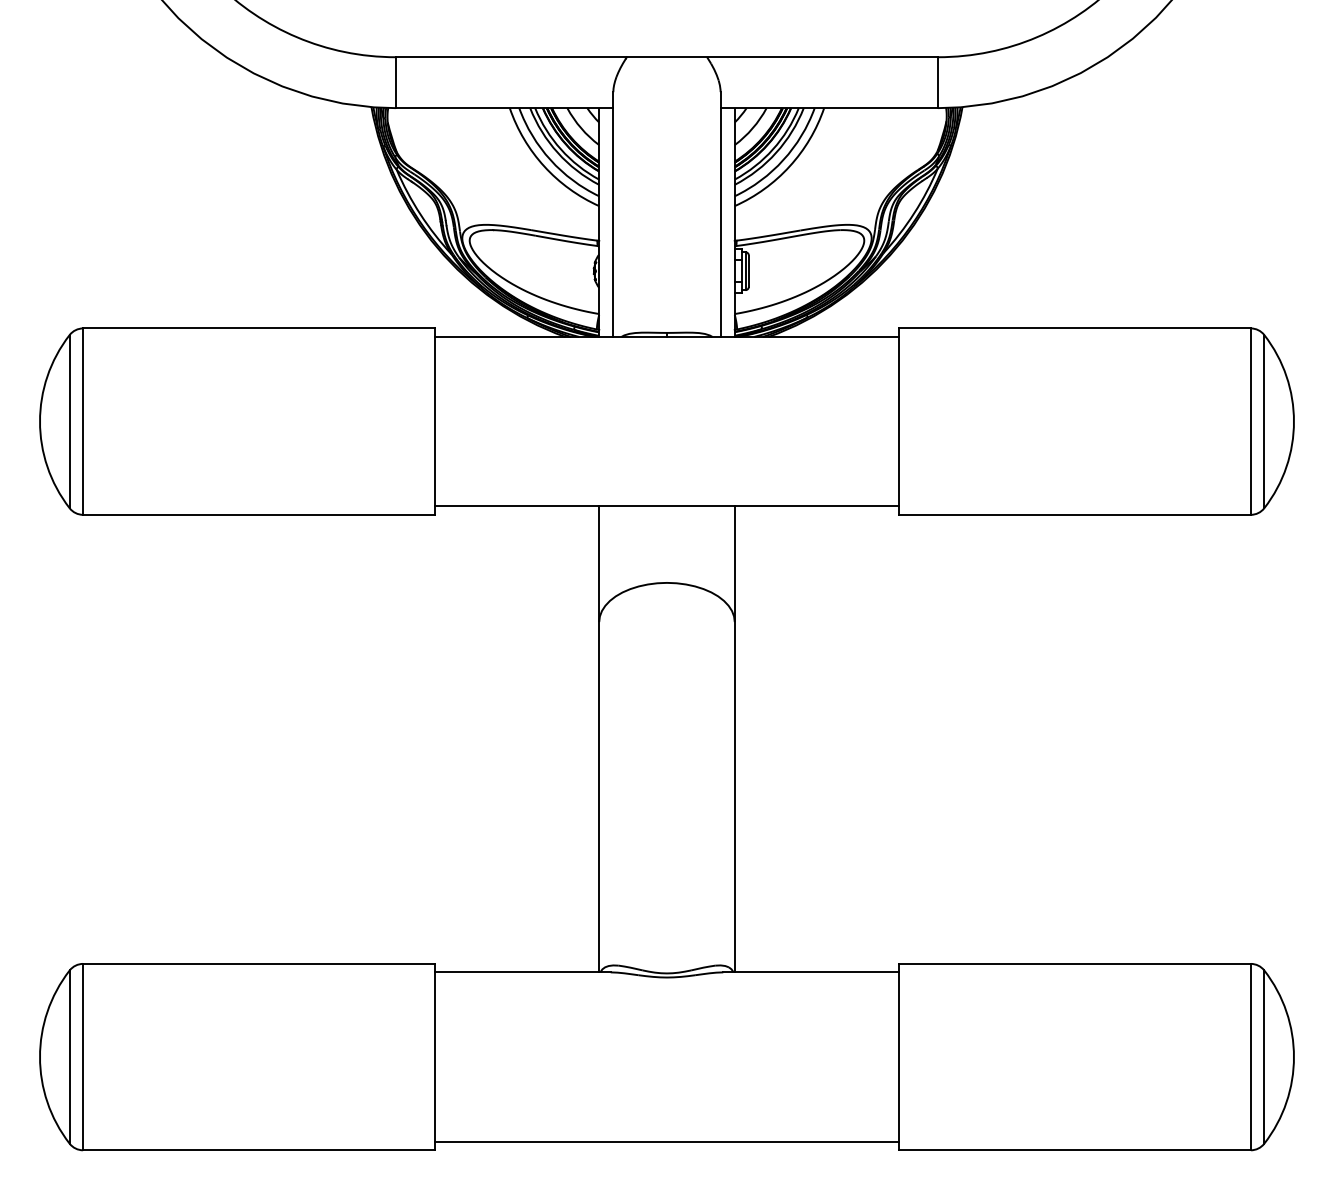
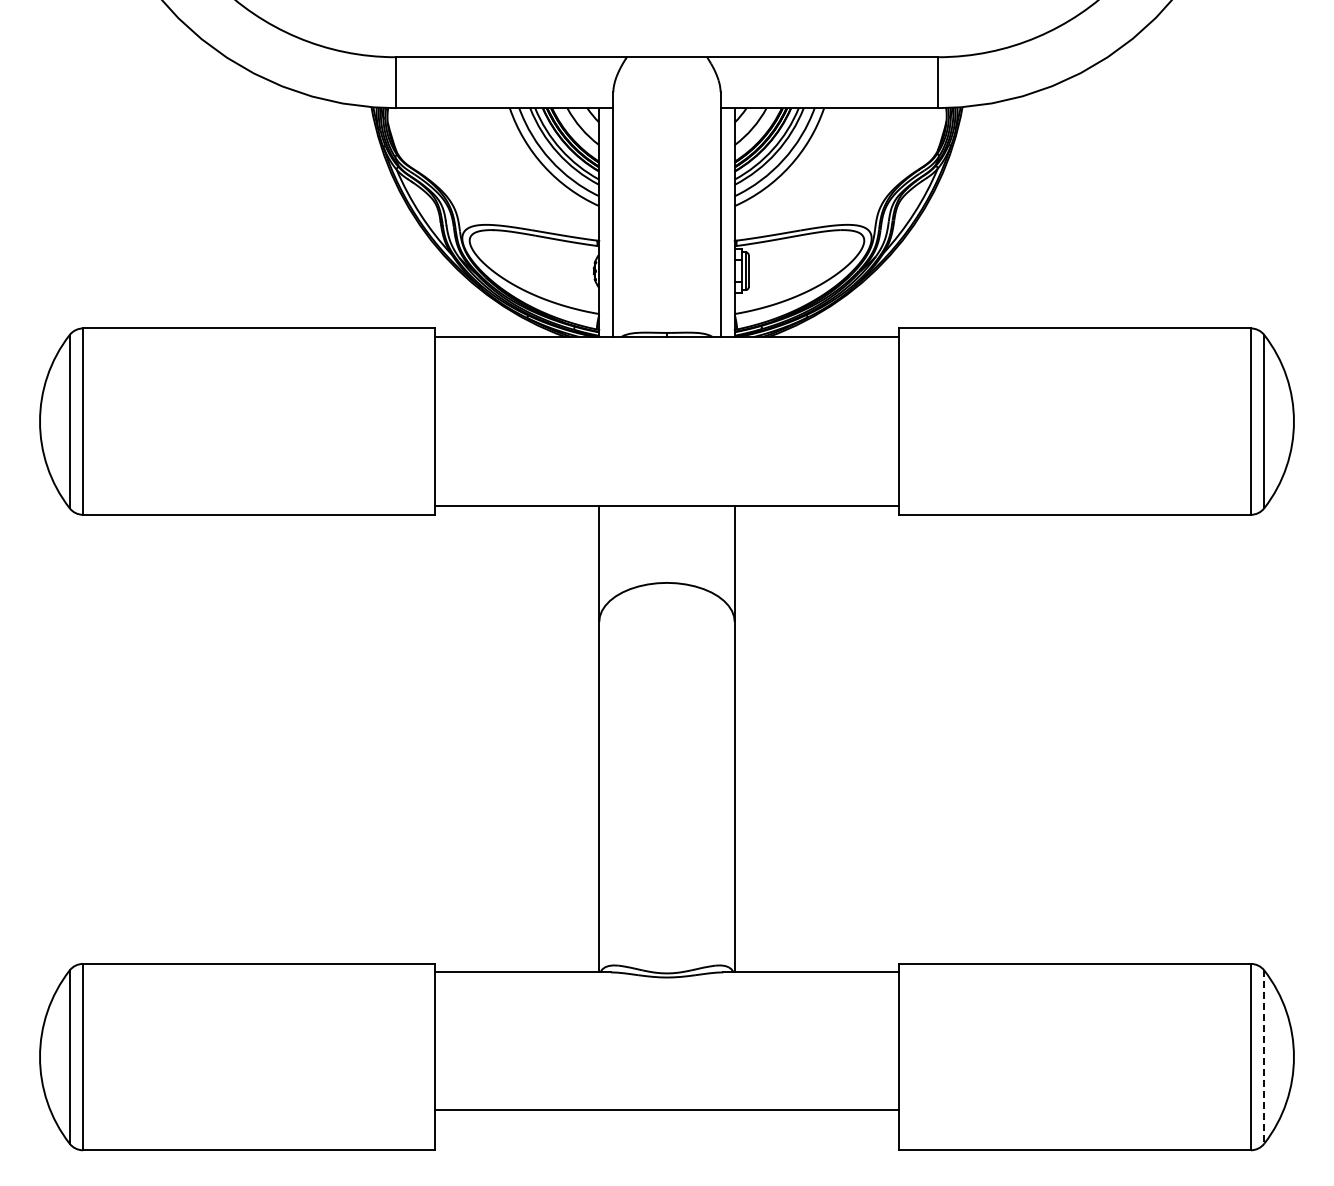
line: solid -> dashed (1264, 1057)
line position: (666, 1141) -> (666, 1109) (666, 1109)
